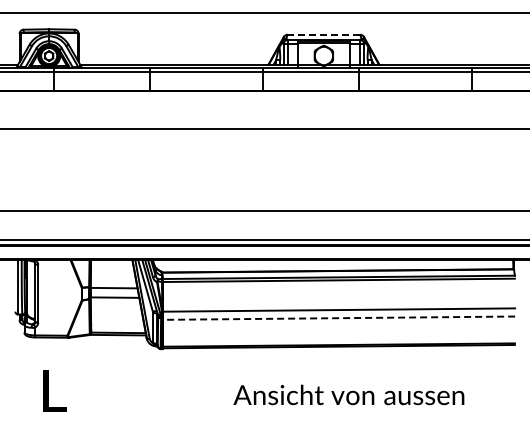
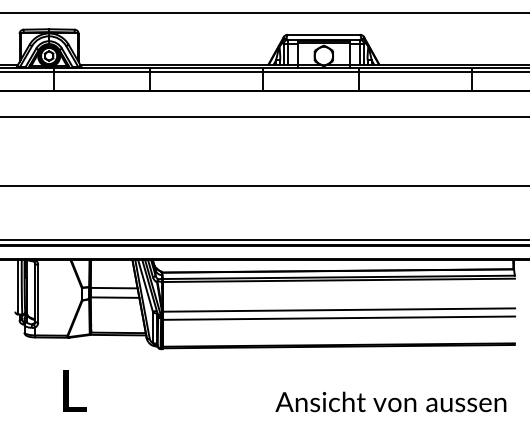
line: dashed -> solid (323, 34)
line position: (264, 129) -> (264, 117) (264, 117)
line position: (264, 210) -> (264, 185) (264, 185)
line: dashed -> solid (338, 318)
text position: (54, 390) -> (74, 390) (74, 390)
text position: (348, 394) -> (390, 401) (390, 401)
